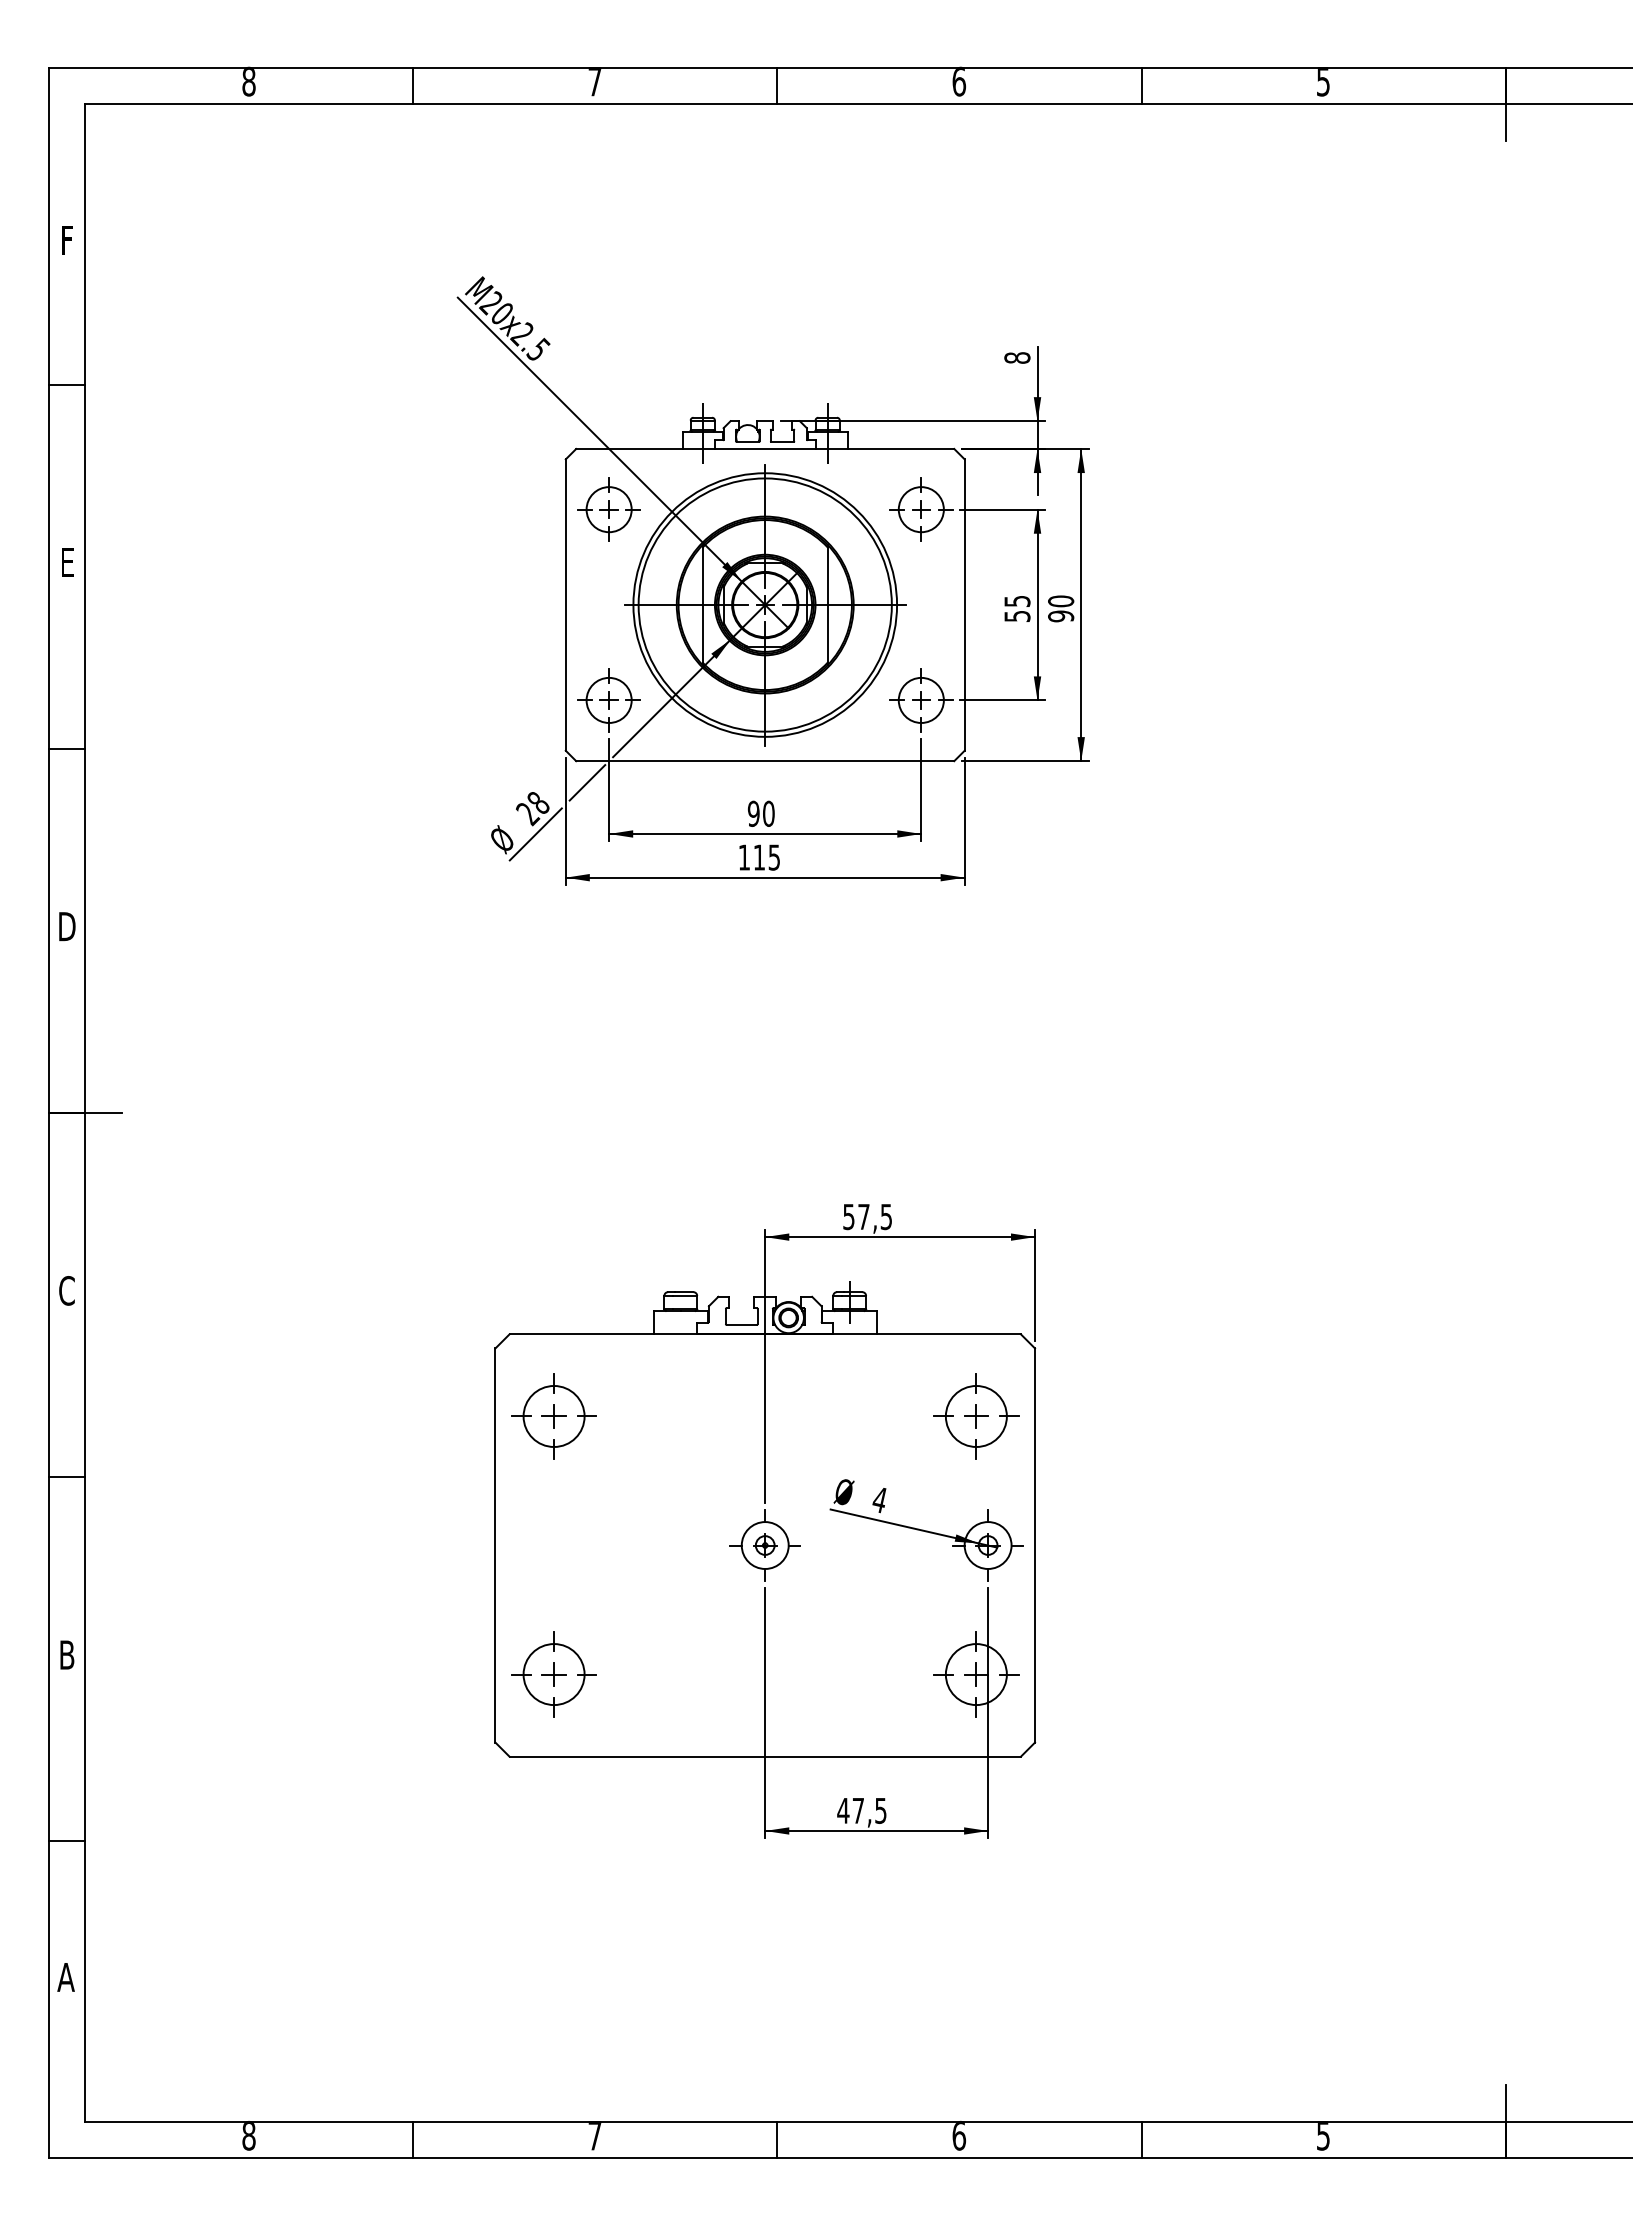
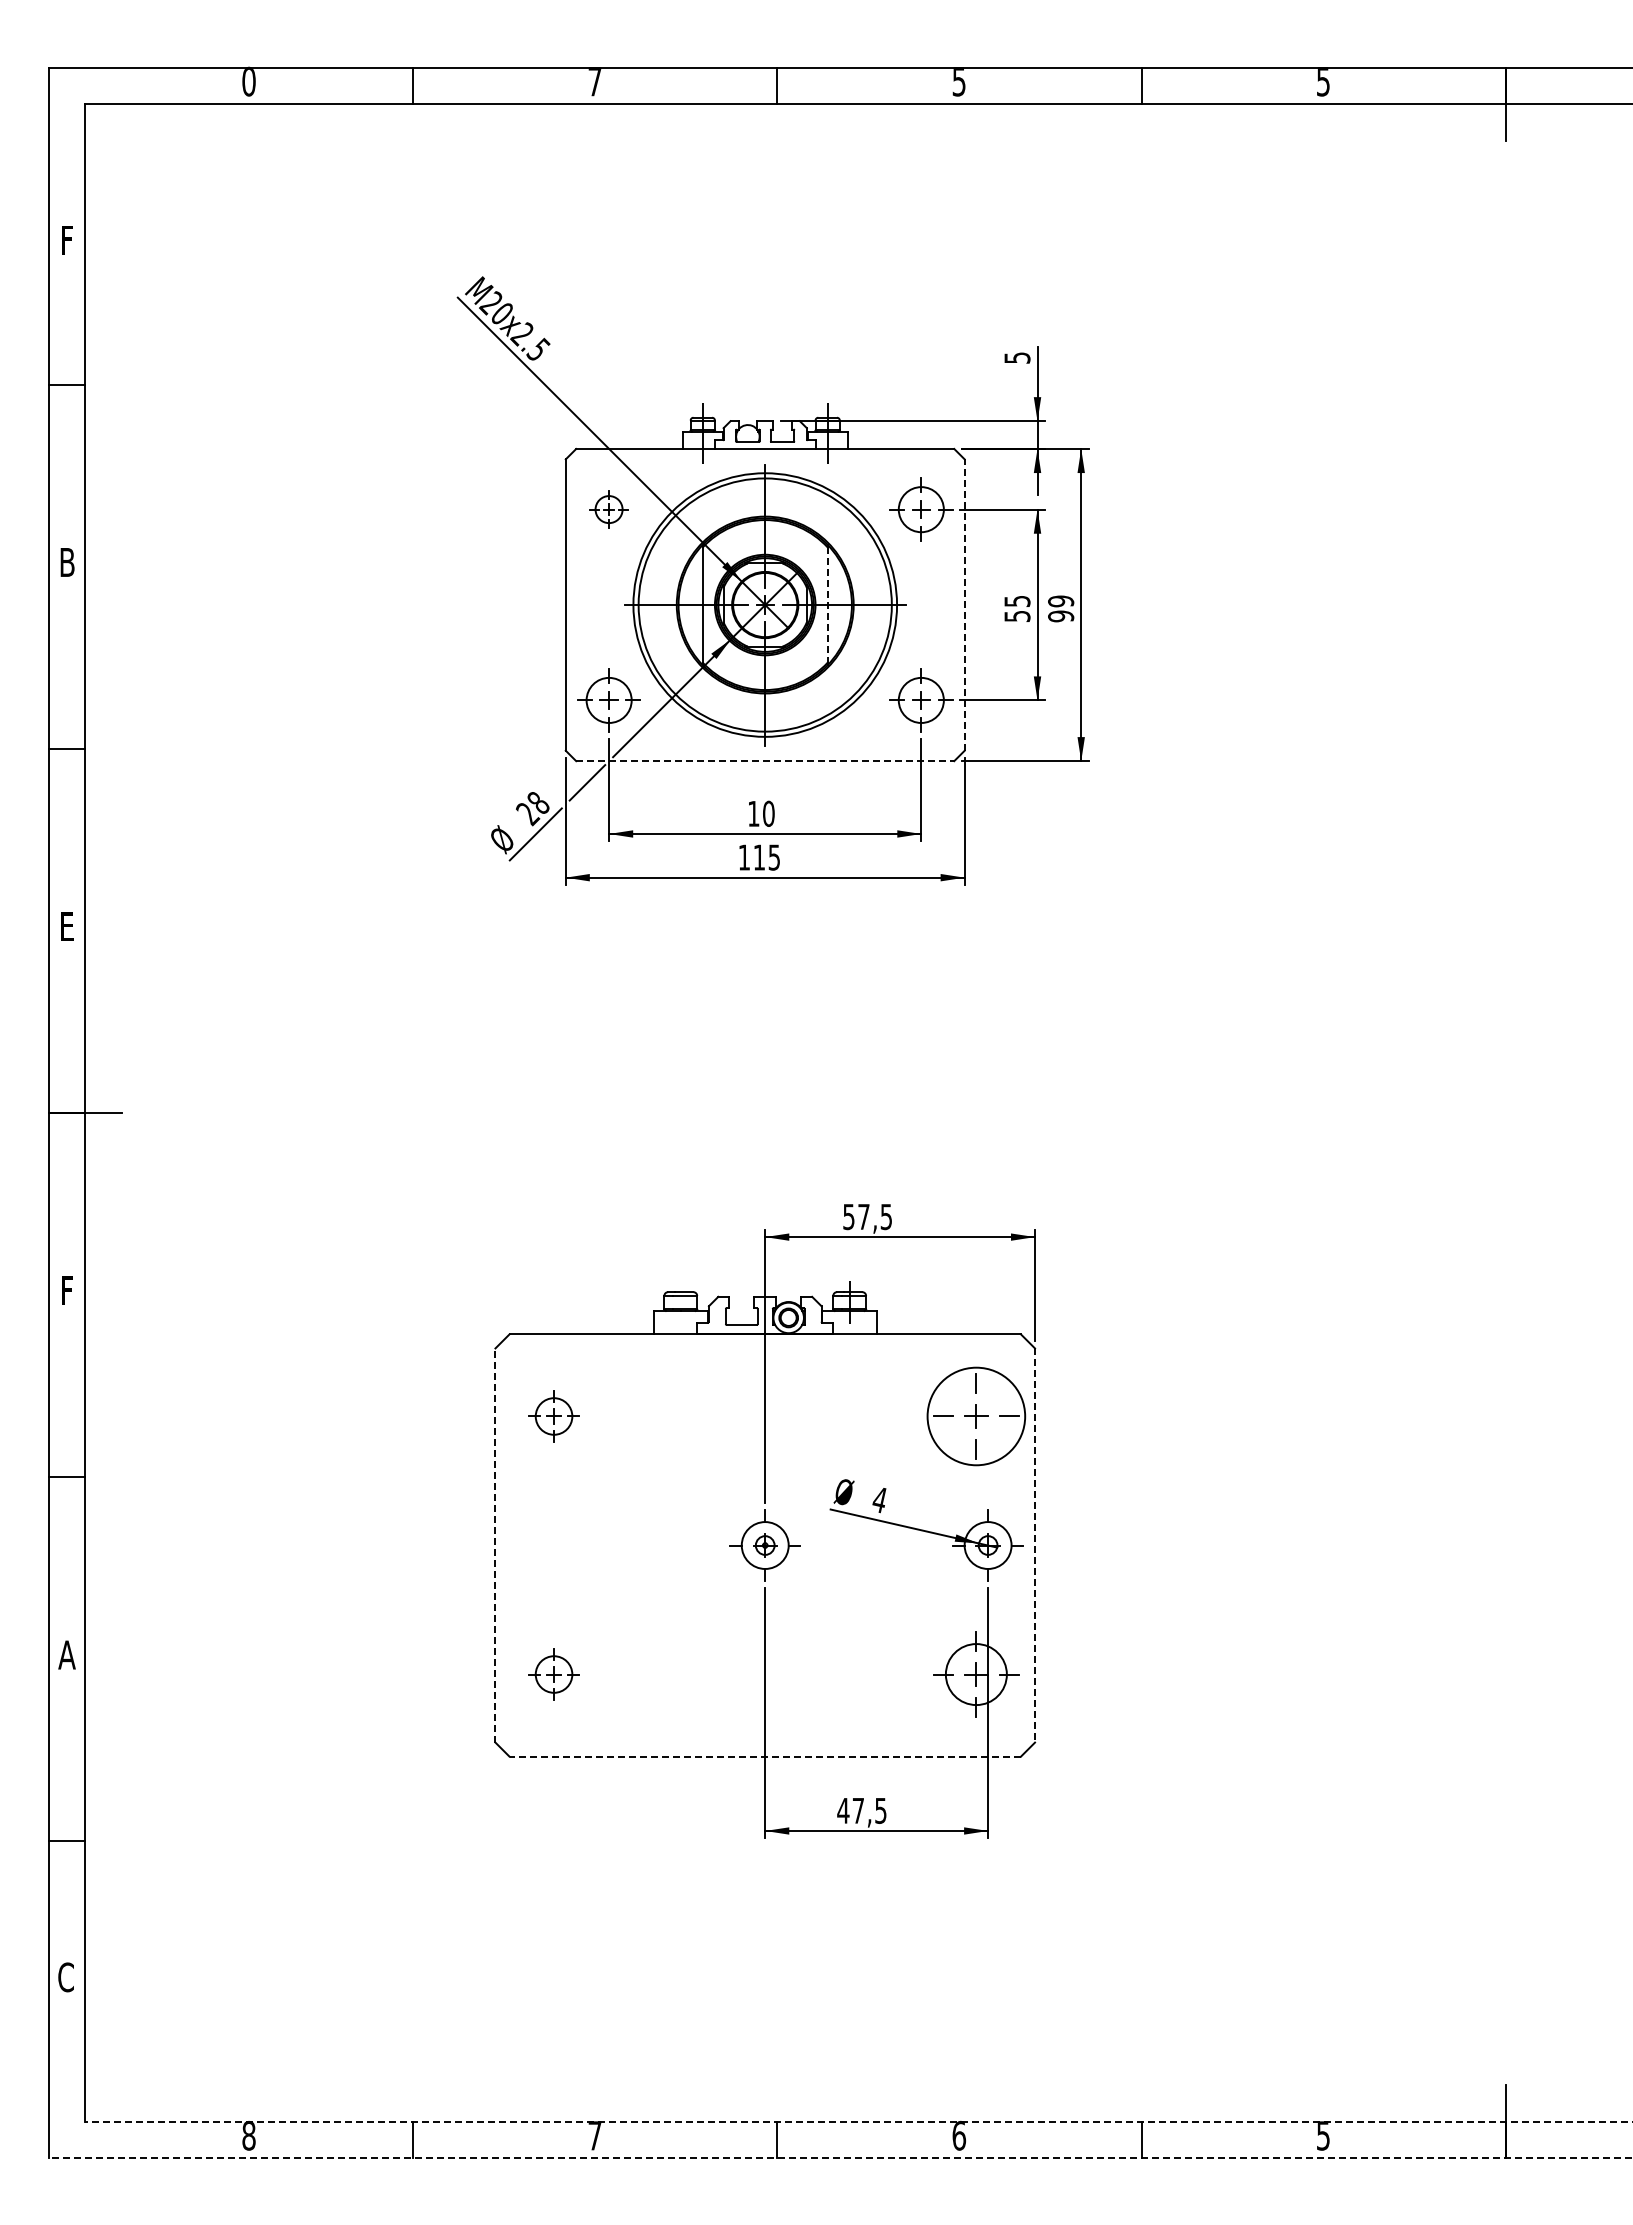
text: 6 -> 5 (959, 81)
text: 8 -> 0 (248, 82)
text: 8 -> 5 (1017, 357)
part size: 64x65 px -> 40x39 px (608, 509)
text: E -> B (67, 562)
text: 90 -> 99 (1061, 601)
line: solid -> dashed (827, 605)
line: solid -> dashed (964, 605)
line: solid -> dashed (765, 761)
text: 90 -> 10 (753, 813)
text: D -> E (67, 926)
text: C -> F (66, 1290)
circle diameter: 61 px -> 98 px (976, 1416)
part size: 86x87 px -> 52x53 px (553, 1416)
line: solid -> dashed (495, 1545)
line: solid -> dashed (1035, 1546)
text: B -> A (66, 1654)
part size: 86x87 px -> 52x53 px (553, 1674)
line: solid -> dashed (765, 1756)
text: A -> C (65, 1977)
line: solid -> dashed (858, 2121)
line: solid -> dashed (840, 2158)
